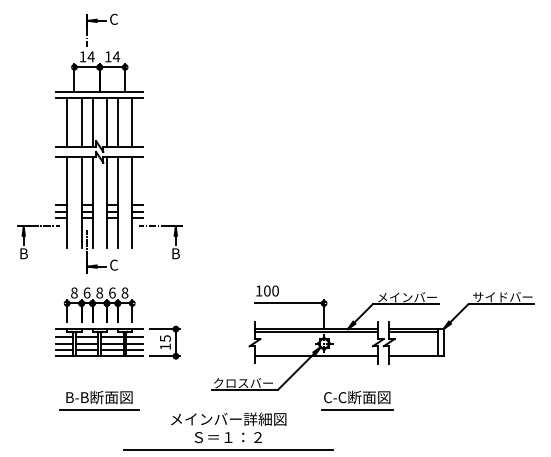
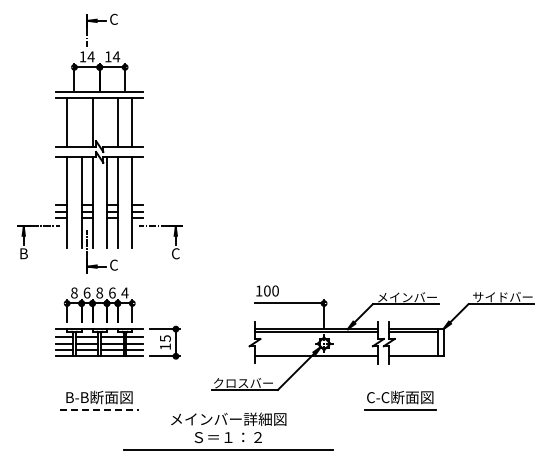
line: present -> none (81, 121)
line: present -> none (107, 121)
text: B -> C (175, 253)
text: 8 -> 4 (124, 292)
part position: (357, 400) -> (400, 400) (400, 400)
line: solid -> dashed (99, 410)
